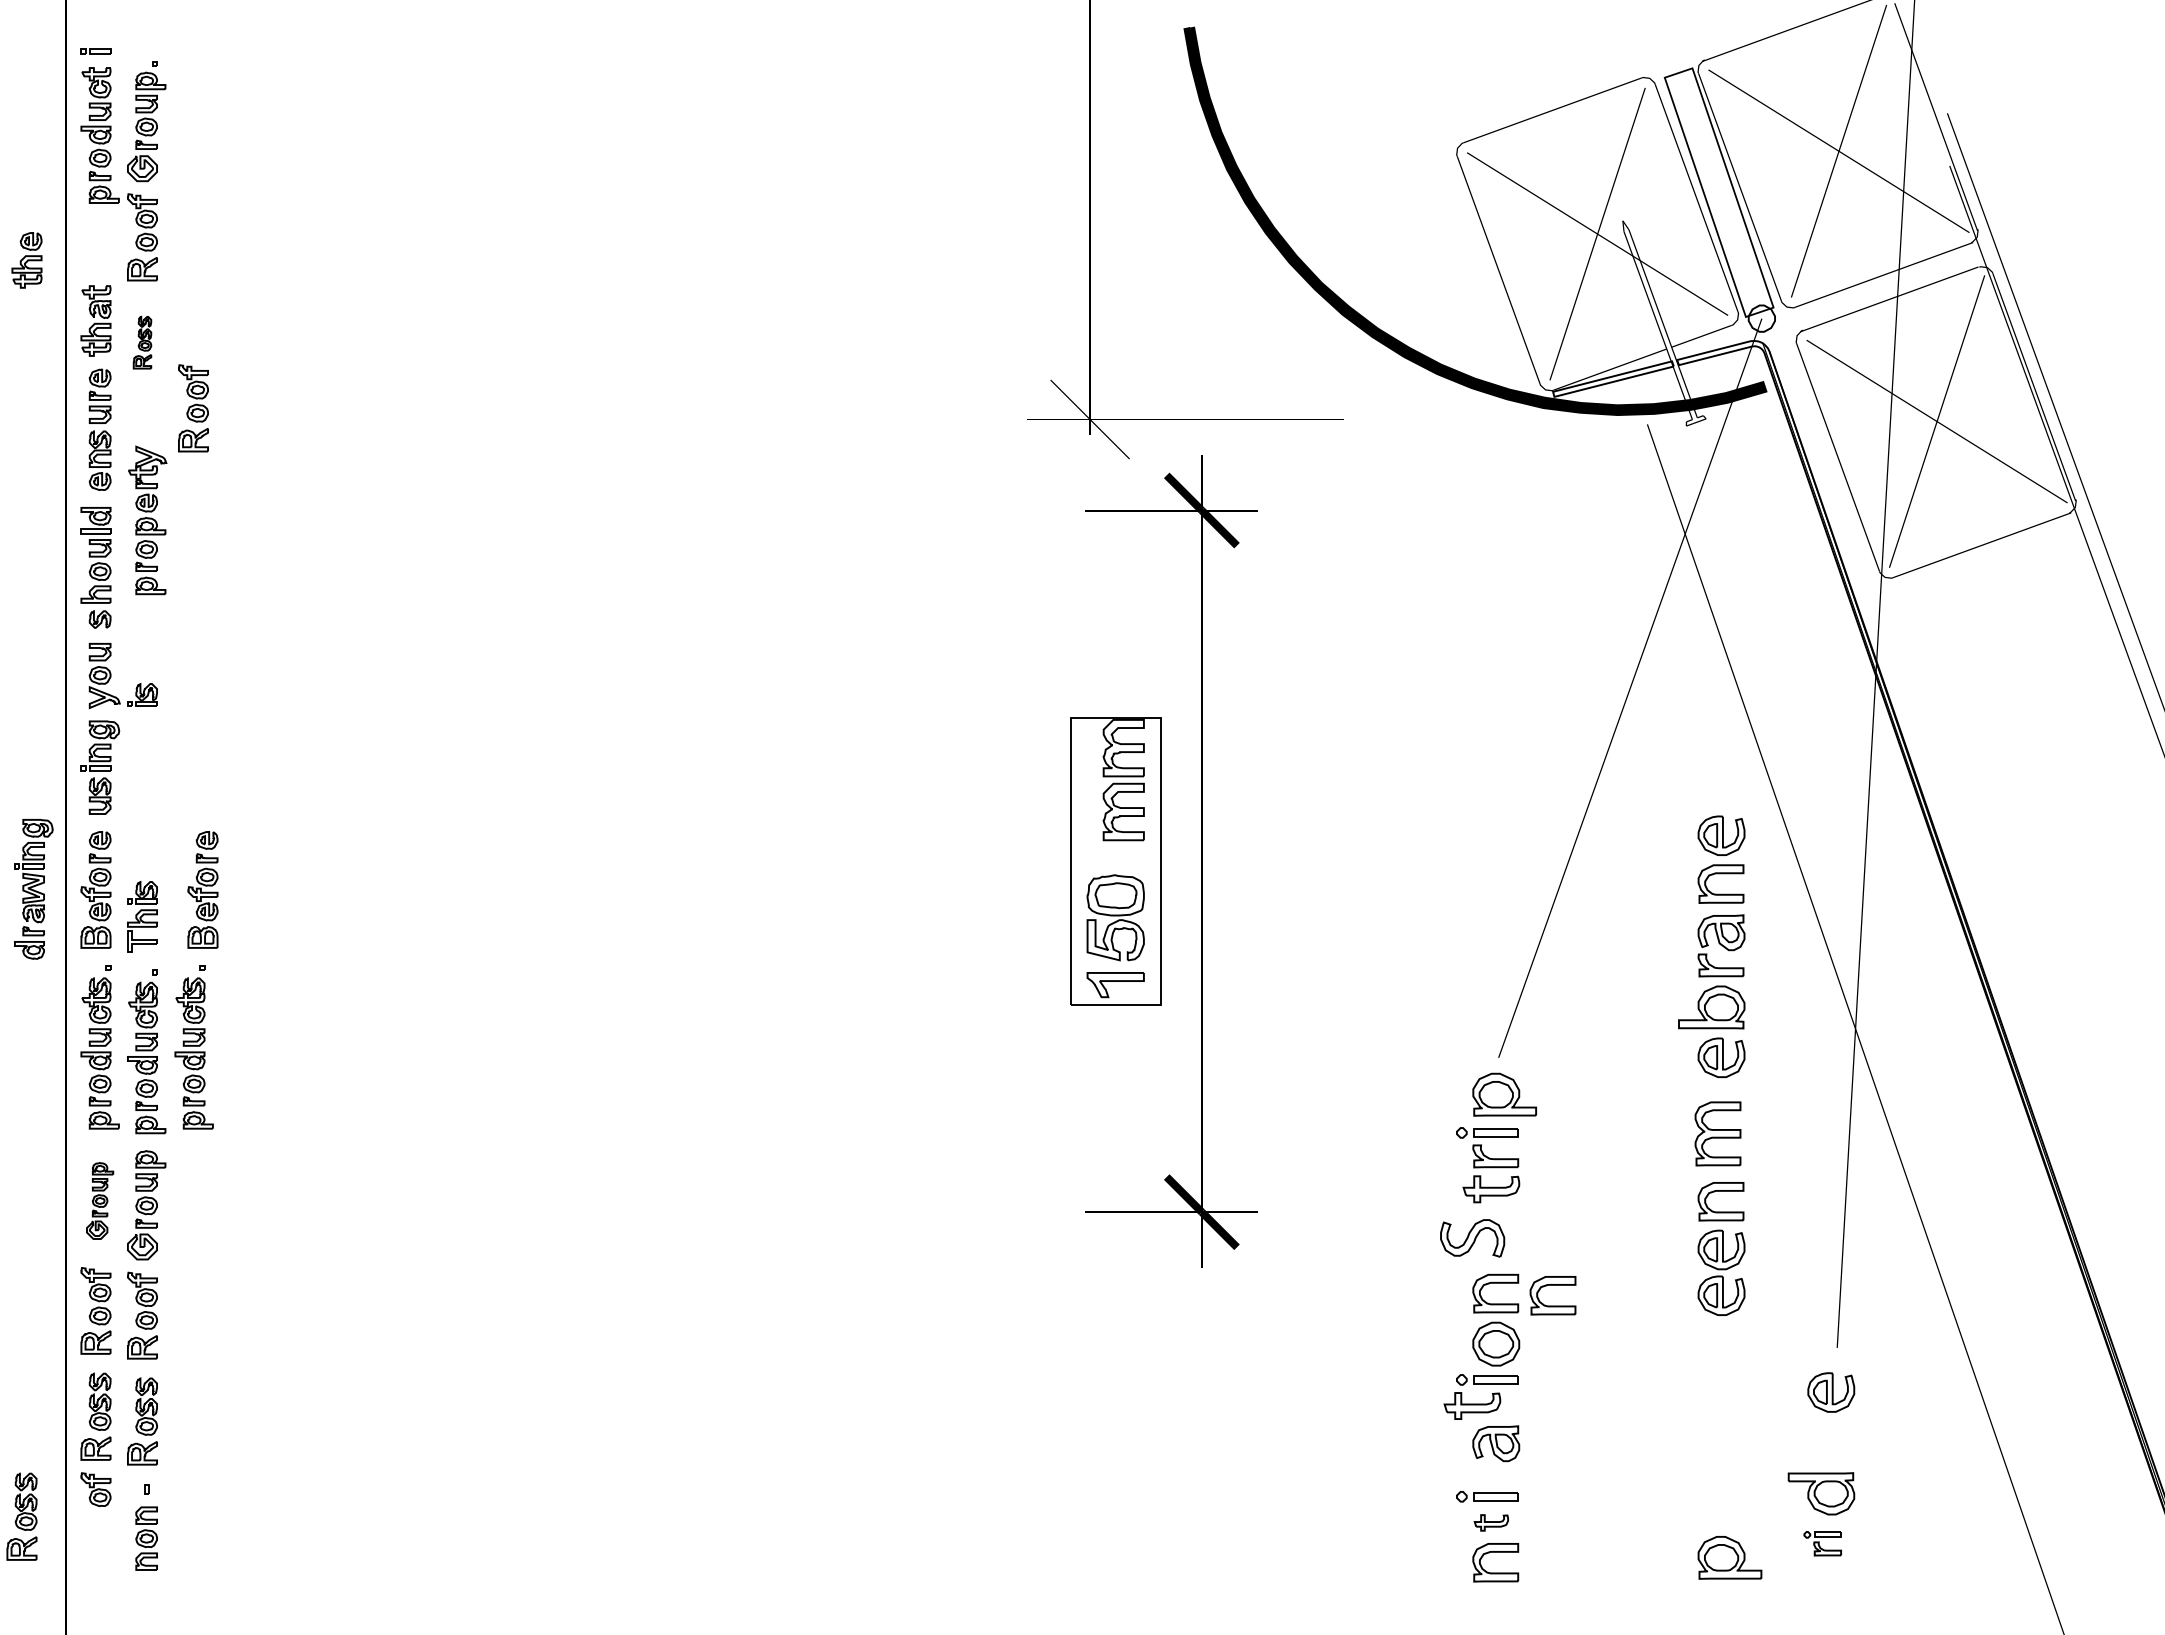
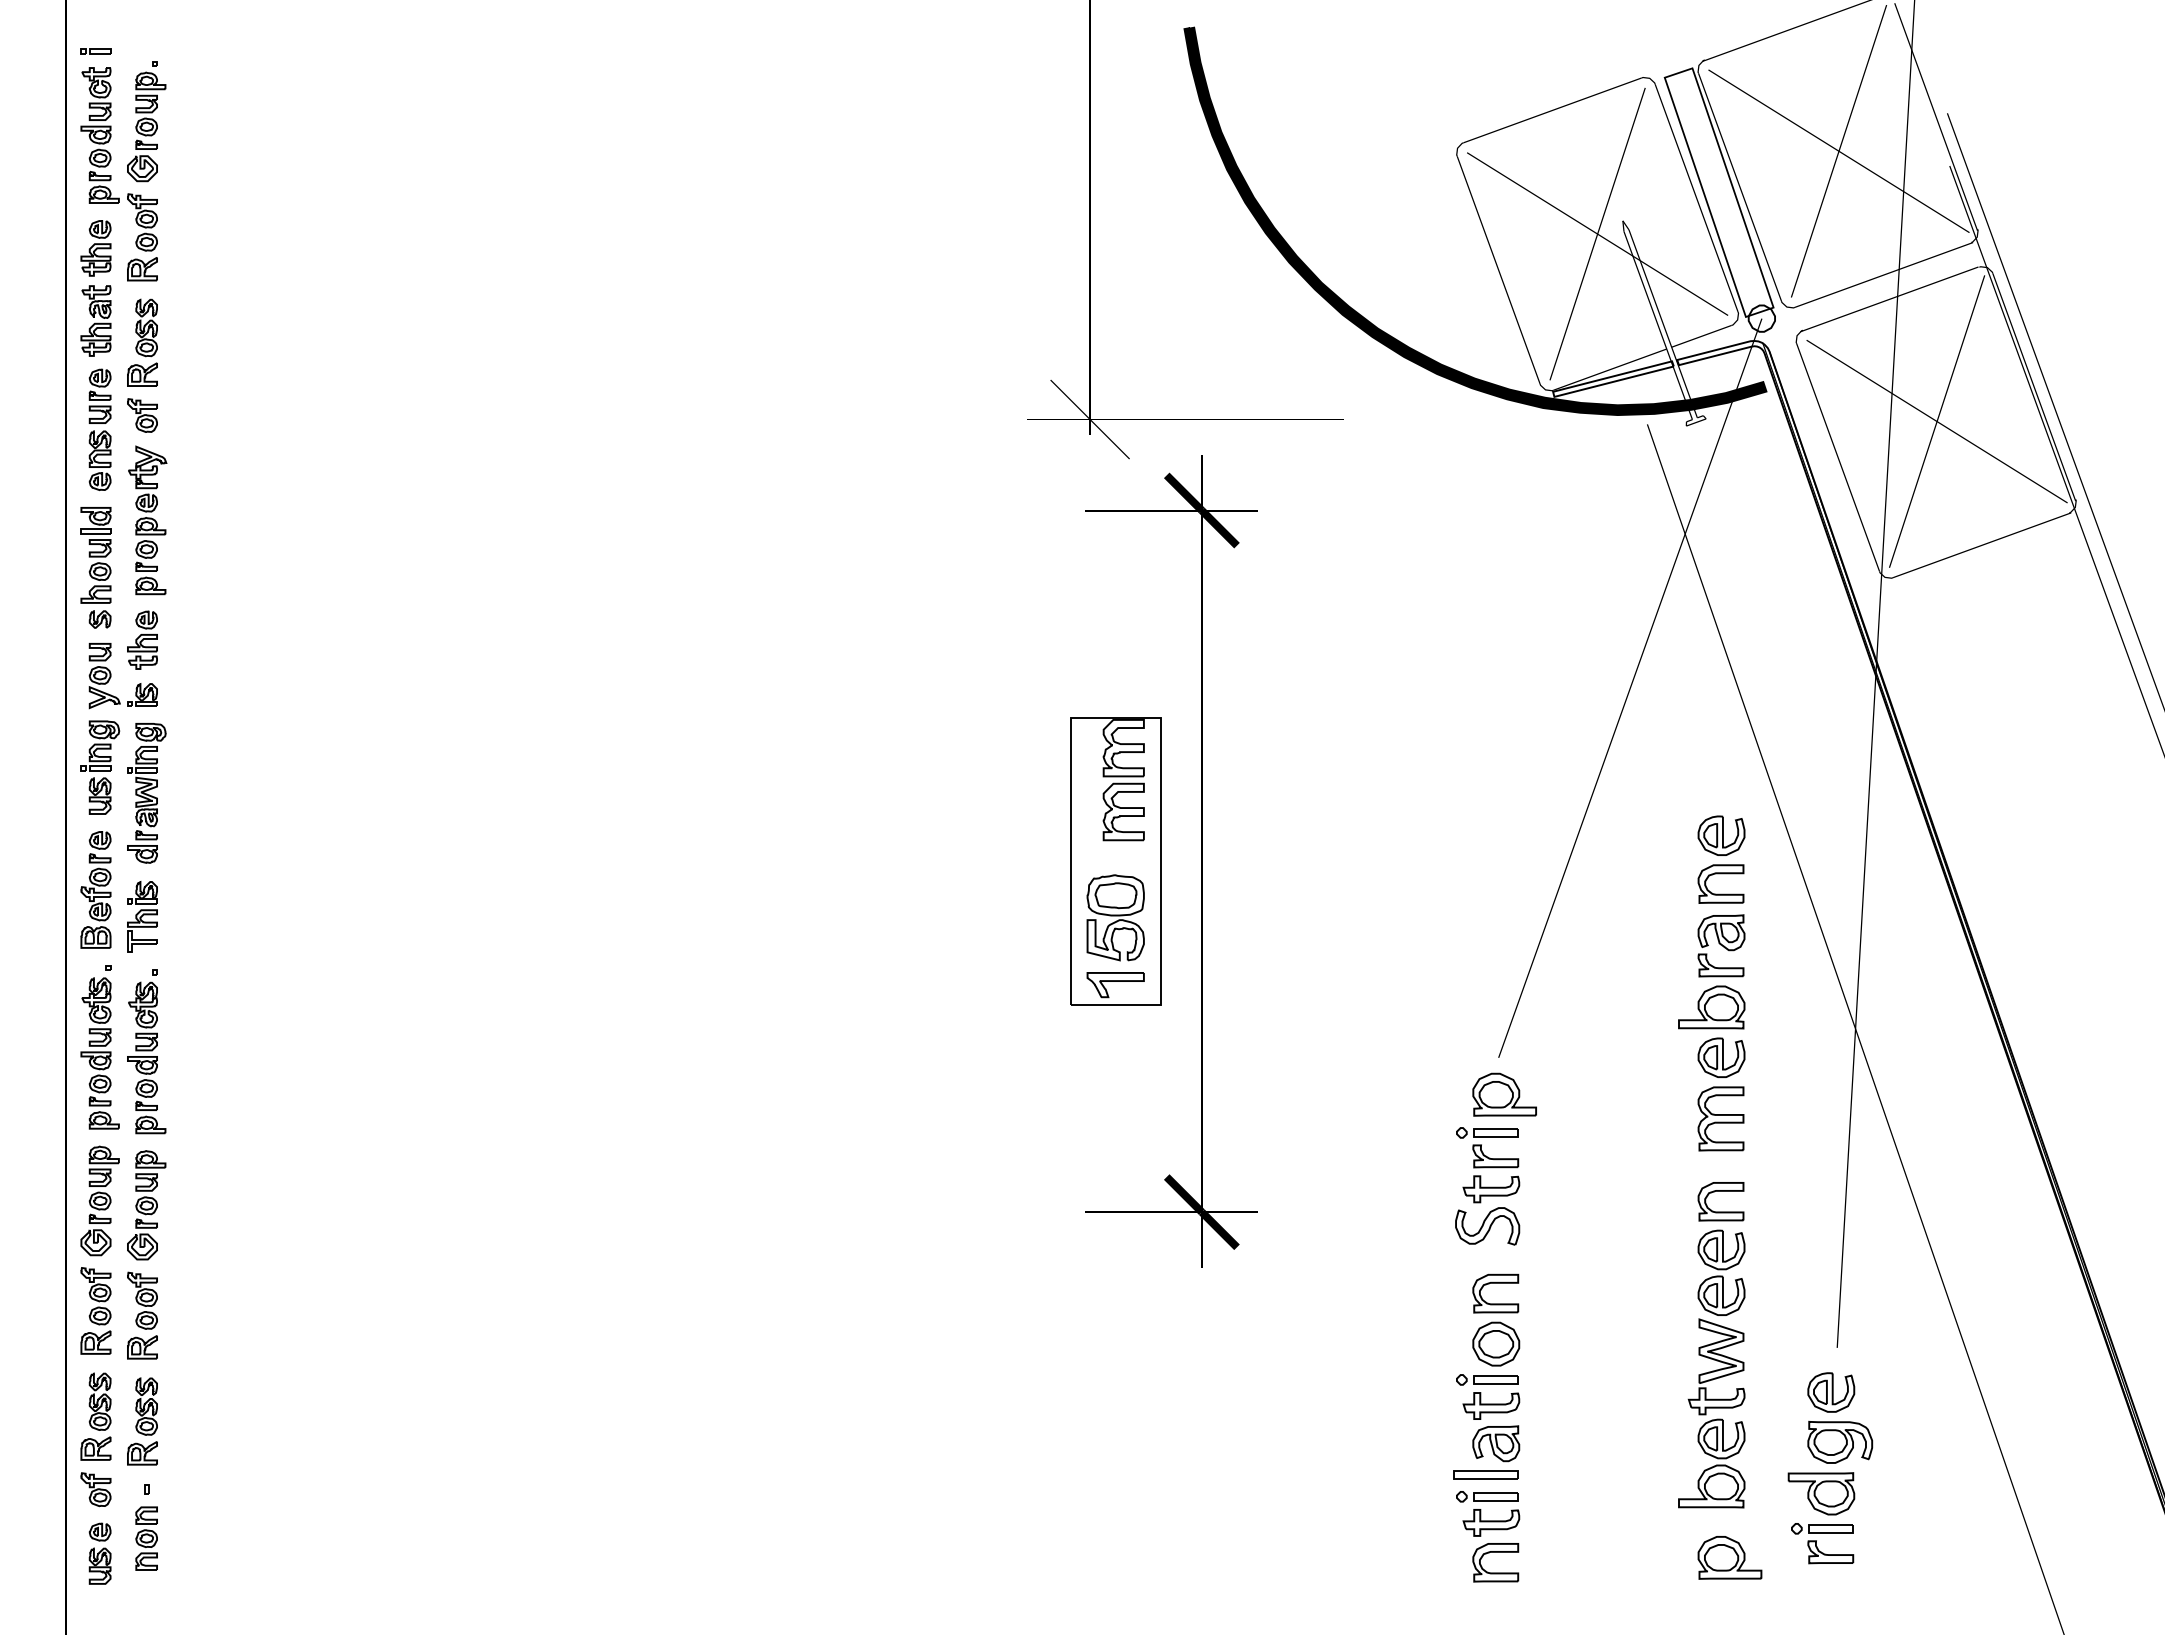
part position: (26, 260) -> (95, 248) (95, 248)
part size: 21x55 px -> 31x89 px (142, 342)
part: present -> none (193, 408)
part: none -> present (142, 415)
part: none -> present (142, 639)
part position: (33, 889) -> (146, 793) (146, 793)
part: present -> none (202, 889)
part: present -> none (193, 1047)
part position: (1717, 1133) -> (1720, 1118) (1720, 1118)
part size: 29x78 px -> 40x112 px (99, 1200)
part position: (1472, 1238) -> (1487, 1226) (1487, 1226)
part: present -> none (1552, 1285)
part position: (1472, 1405) -> (1491, 1405) (1491, 1405)
part: none -> present (1711, 1413)
part: none -> present (1840, 1442)
part: none -> present (1485, 1474)
part: present -> none (21, 1516)
part size: 36x18 px -> 59x28 px (1491, 1522)
part size: 39x26 px -> 64x42 px (1822, 1543)
part: none -> present (99, 1553)
